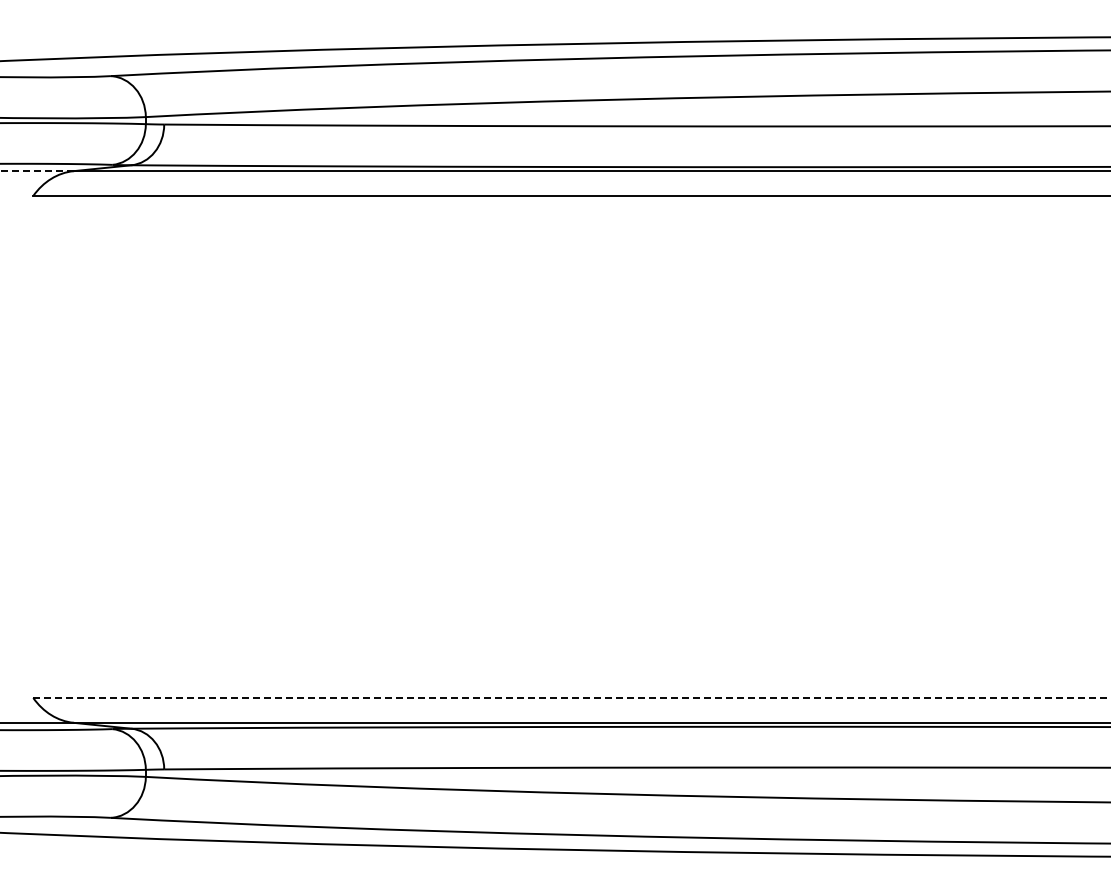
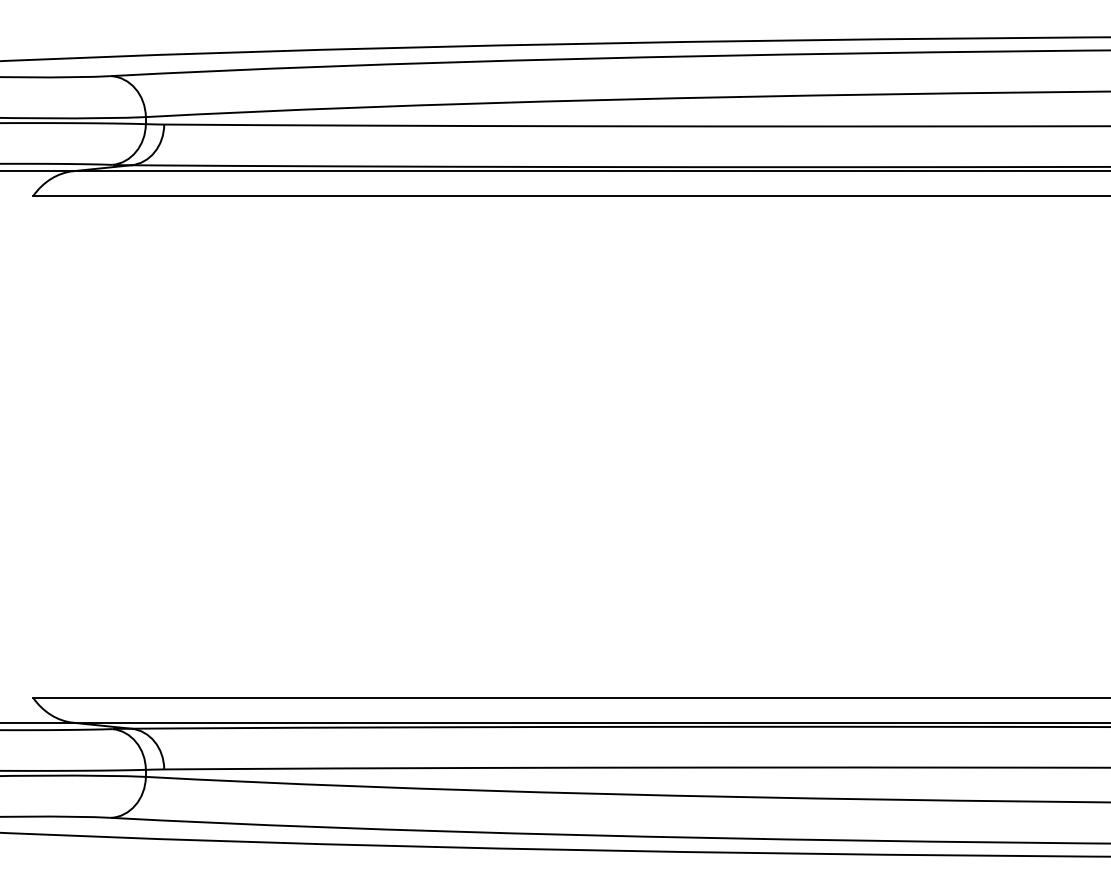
line: dashed -> solid (36, 171)
line: dashed -> solid (572, 697)
